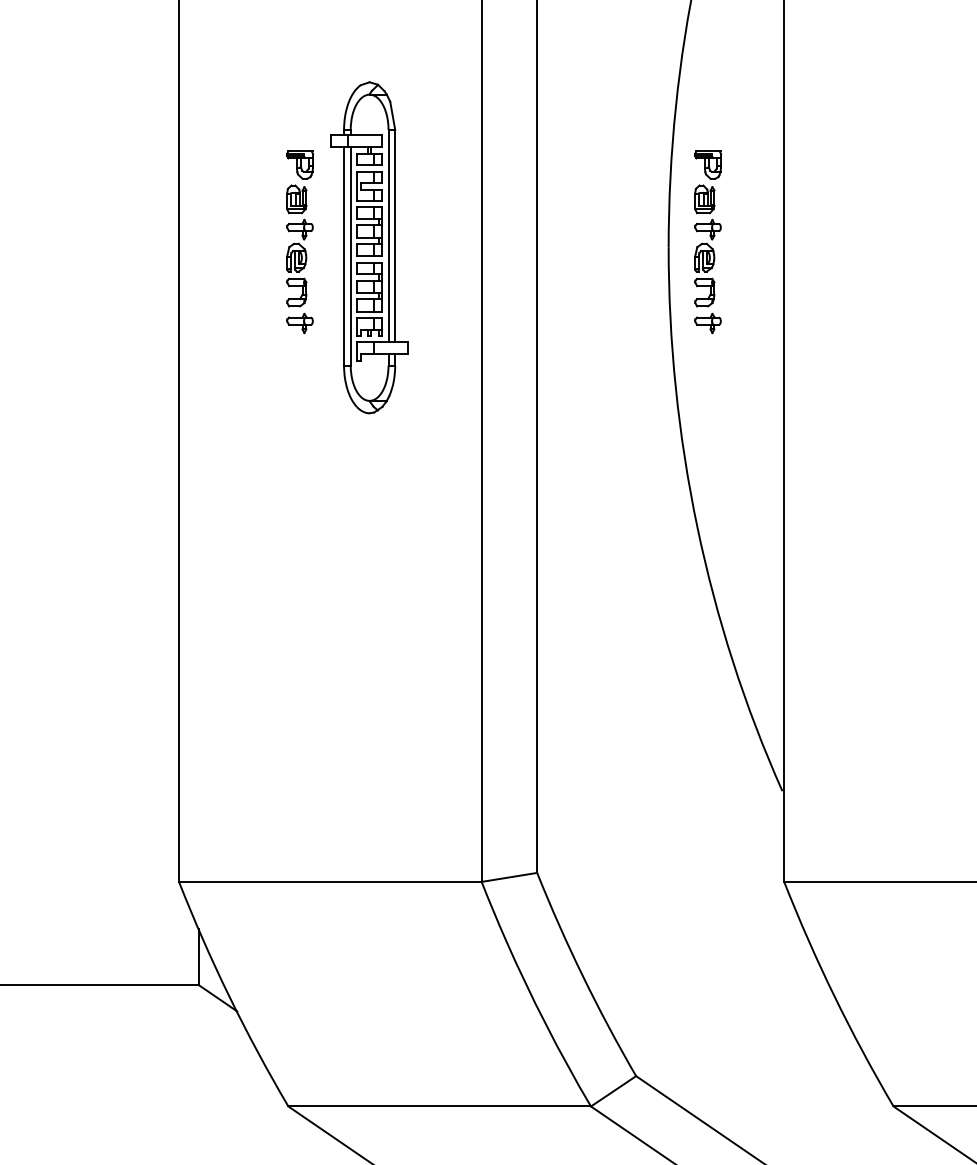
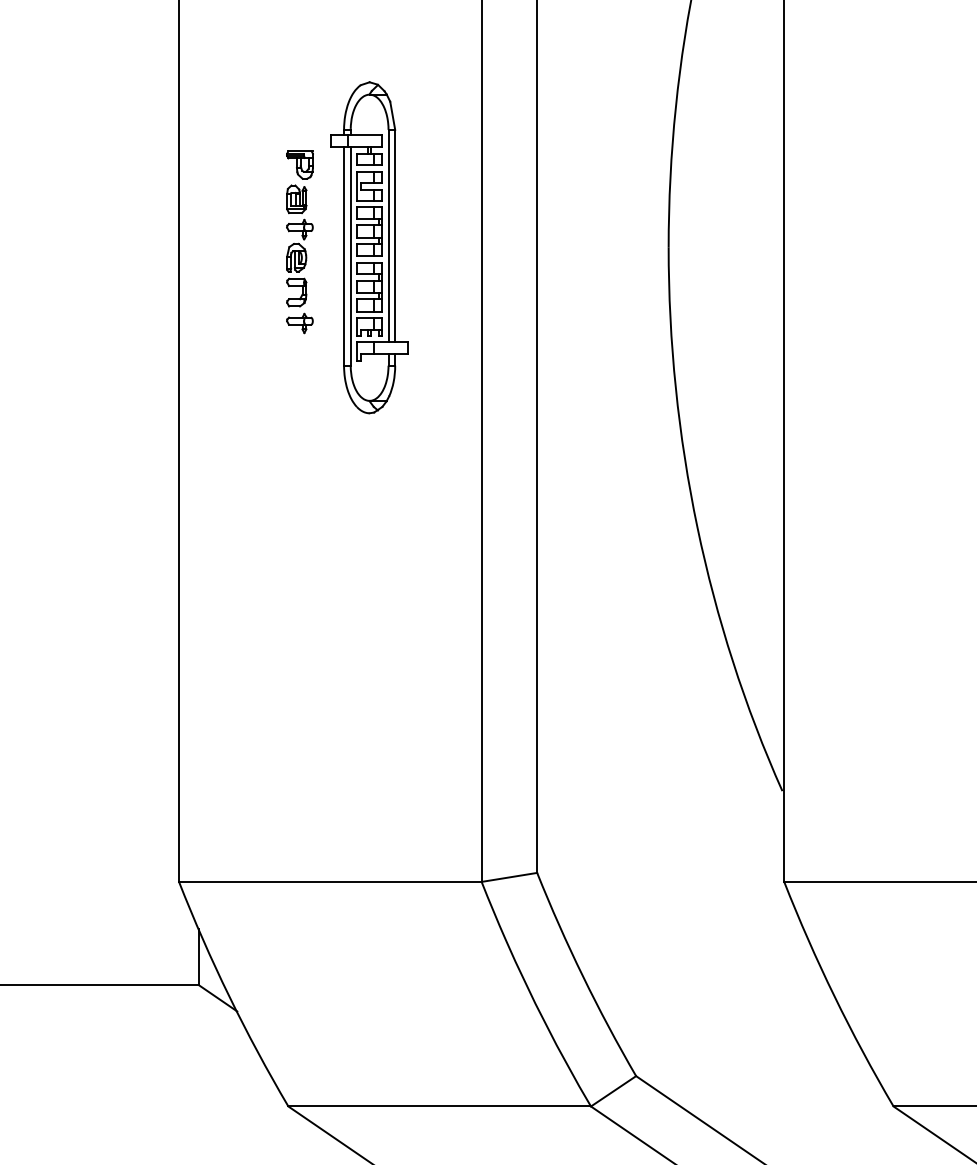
part: present -> none (707, 242)
